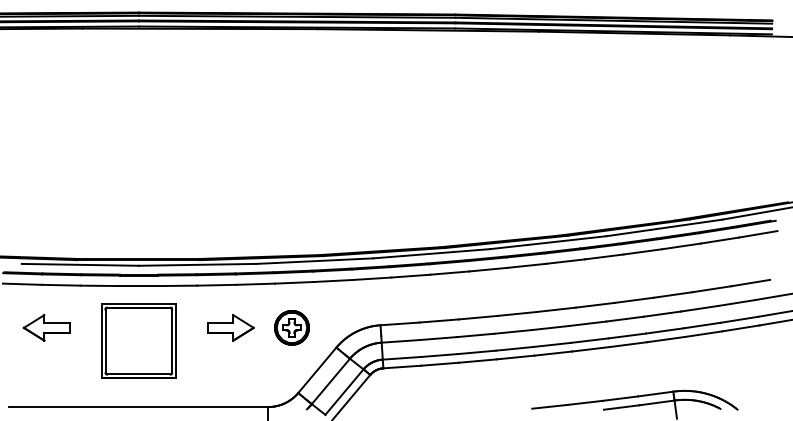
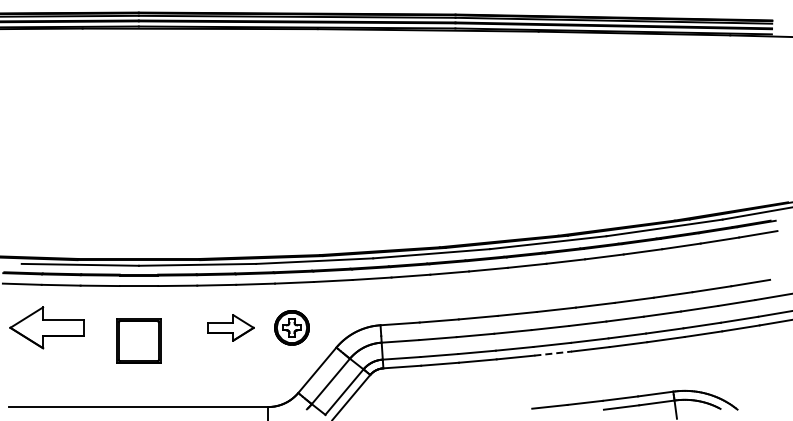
part size: 49x28 px -> 76x44 px (46, 327)
part size: 76x76 px -> 46x46 px (138, 340)
line: solid -> dashed (553, 353)
